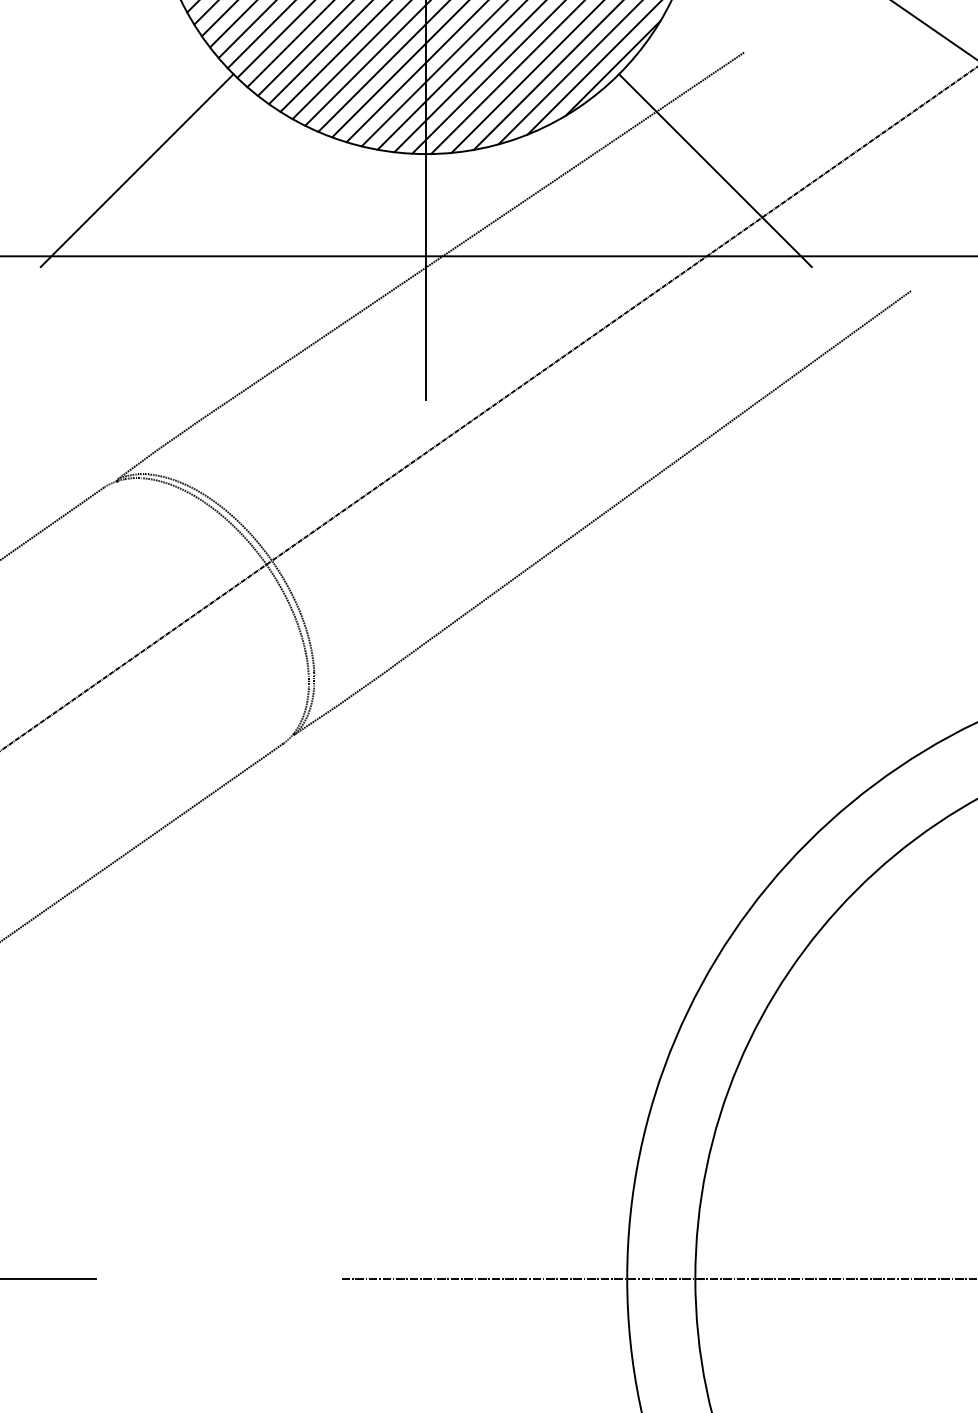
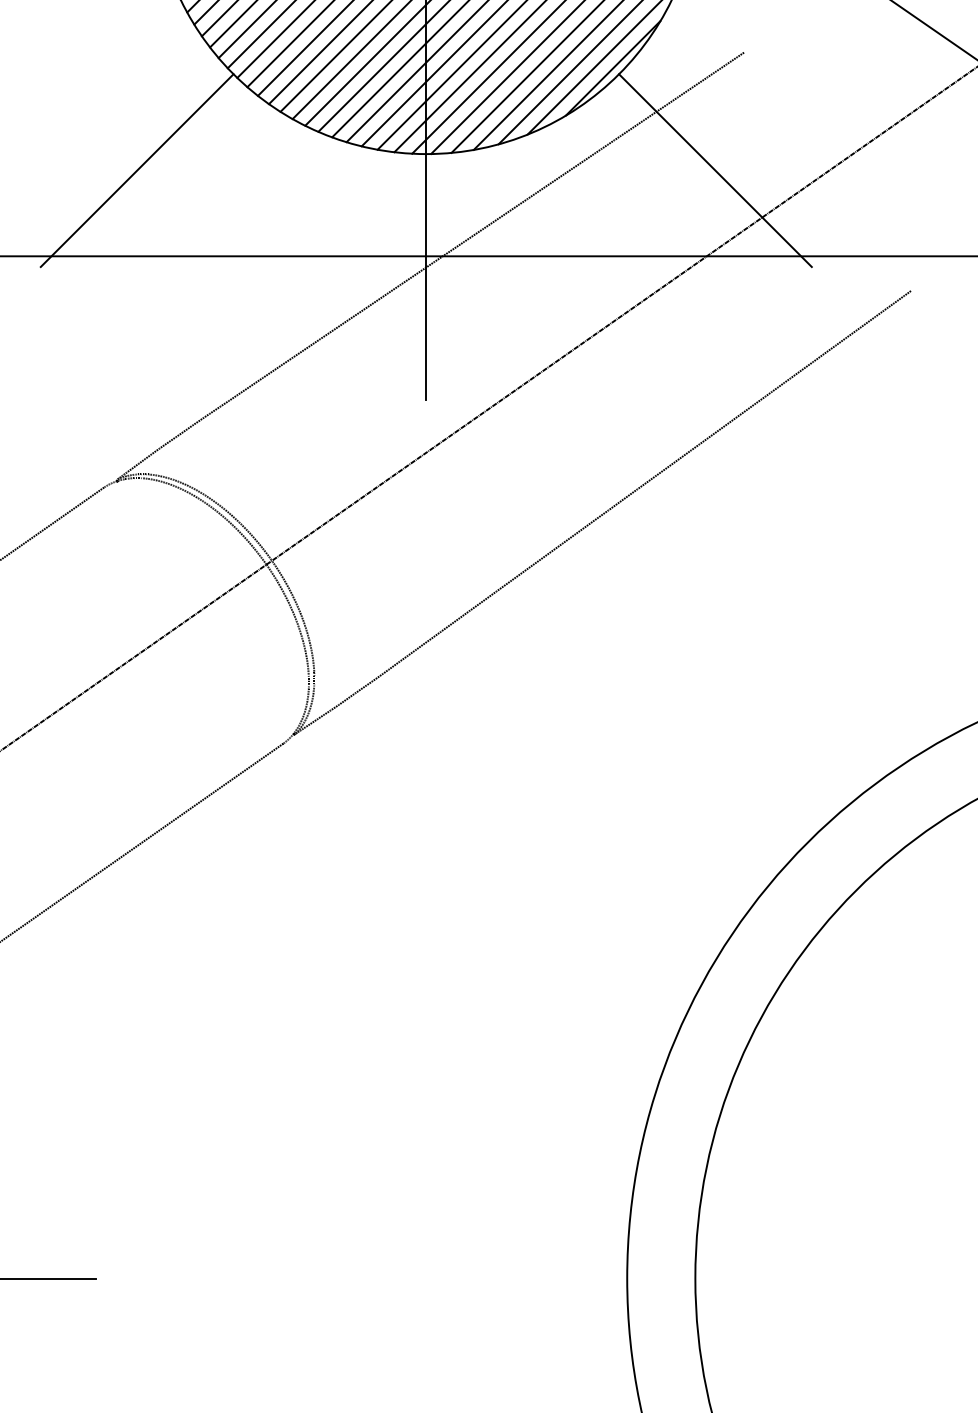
line: present -> none (657, 1278)
